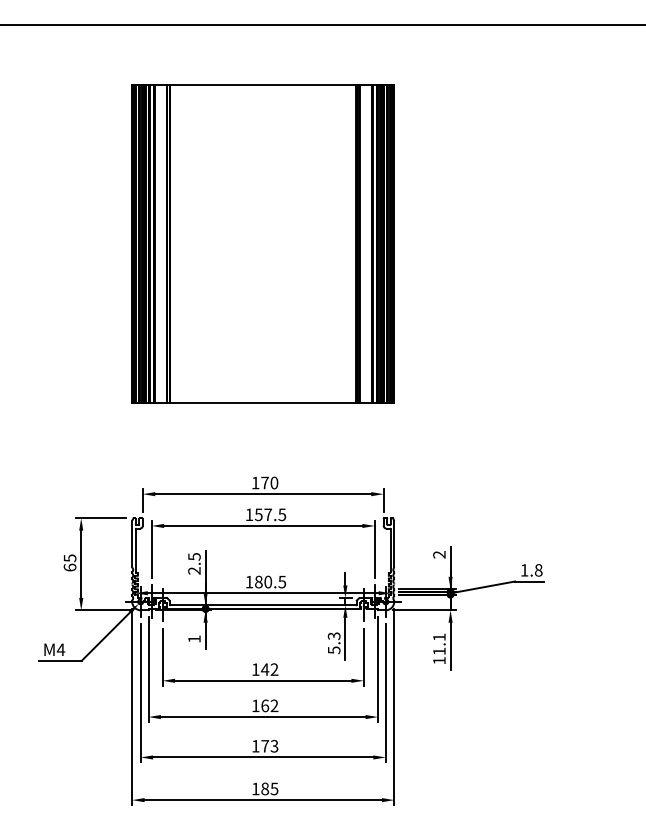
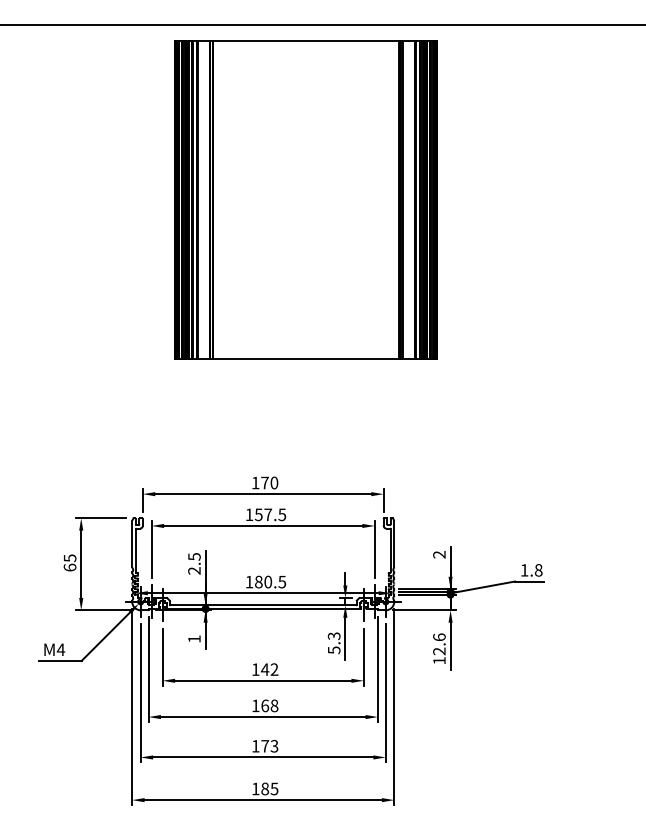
part position: (262, 243) -> (305, 199) (305, 199)
text: 11.1 -> 12.6 (439, 644)
text: 162 -> 168 (274, 705)
